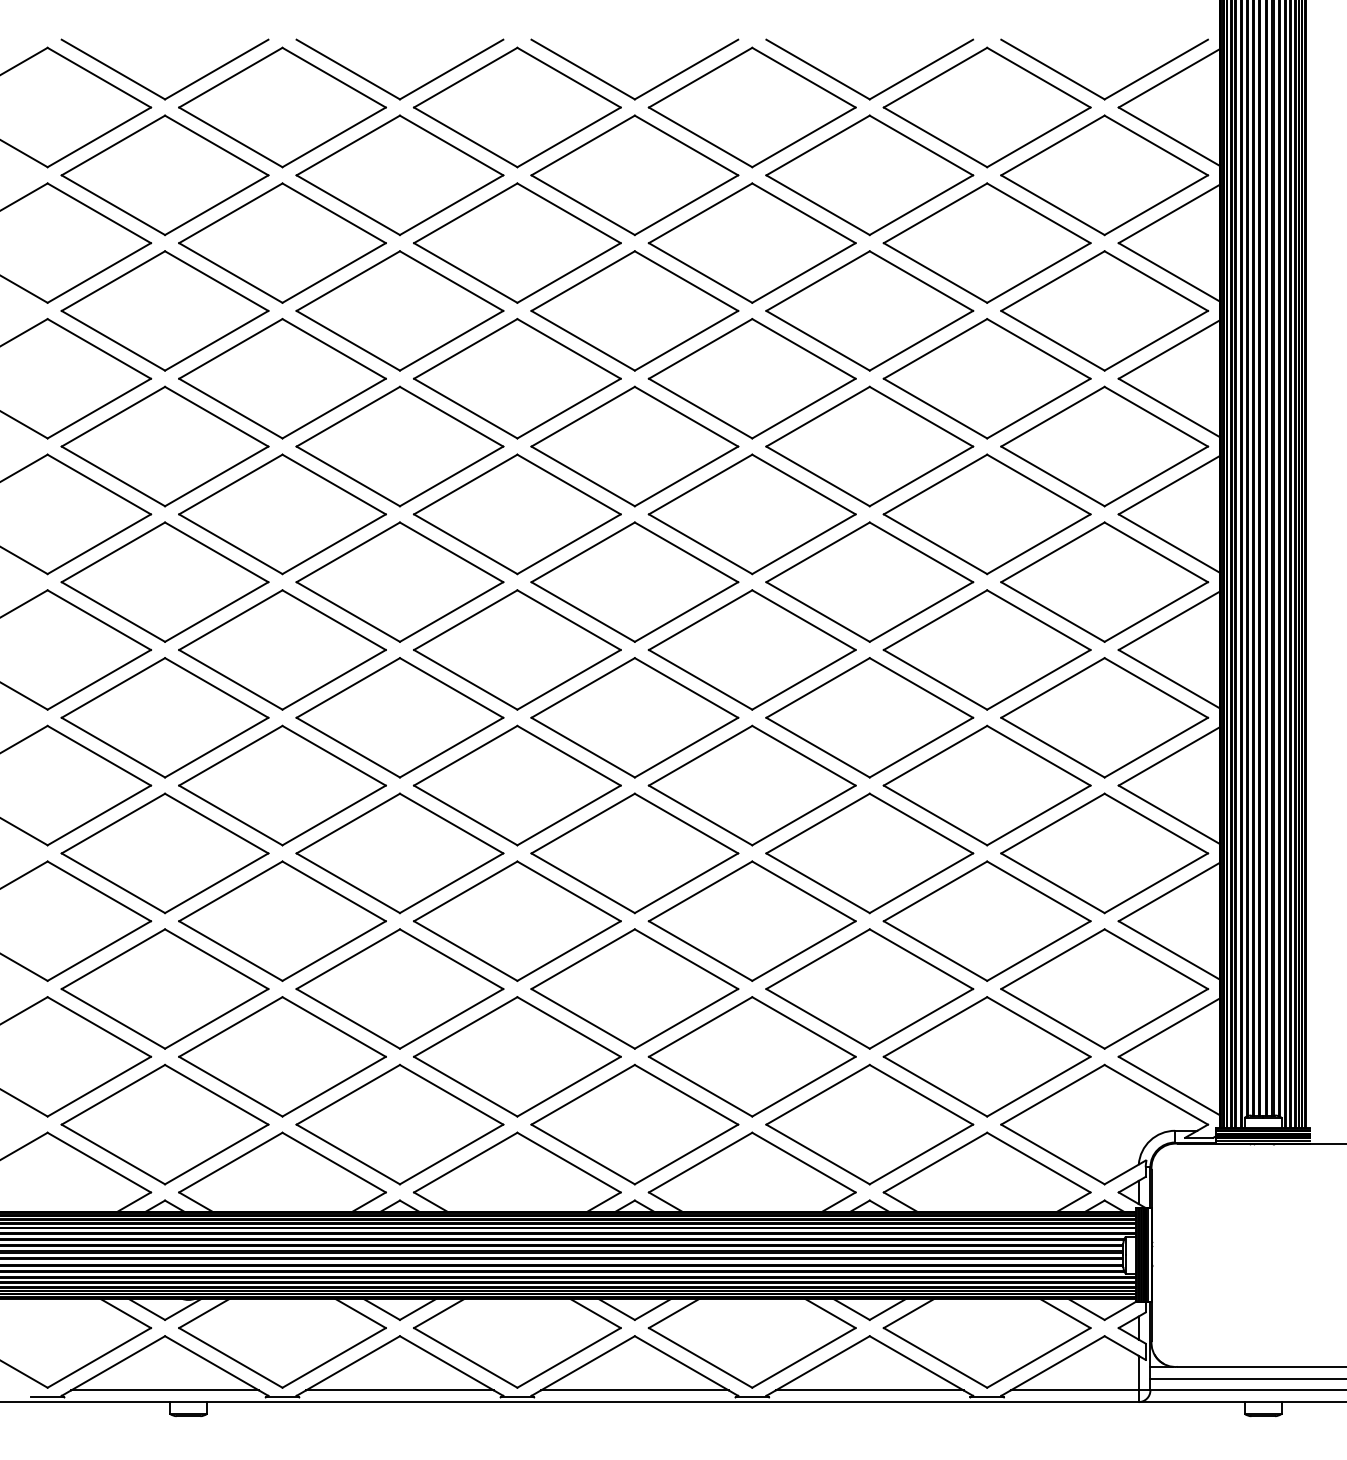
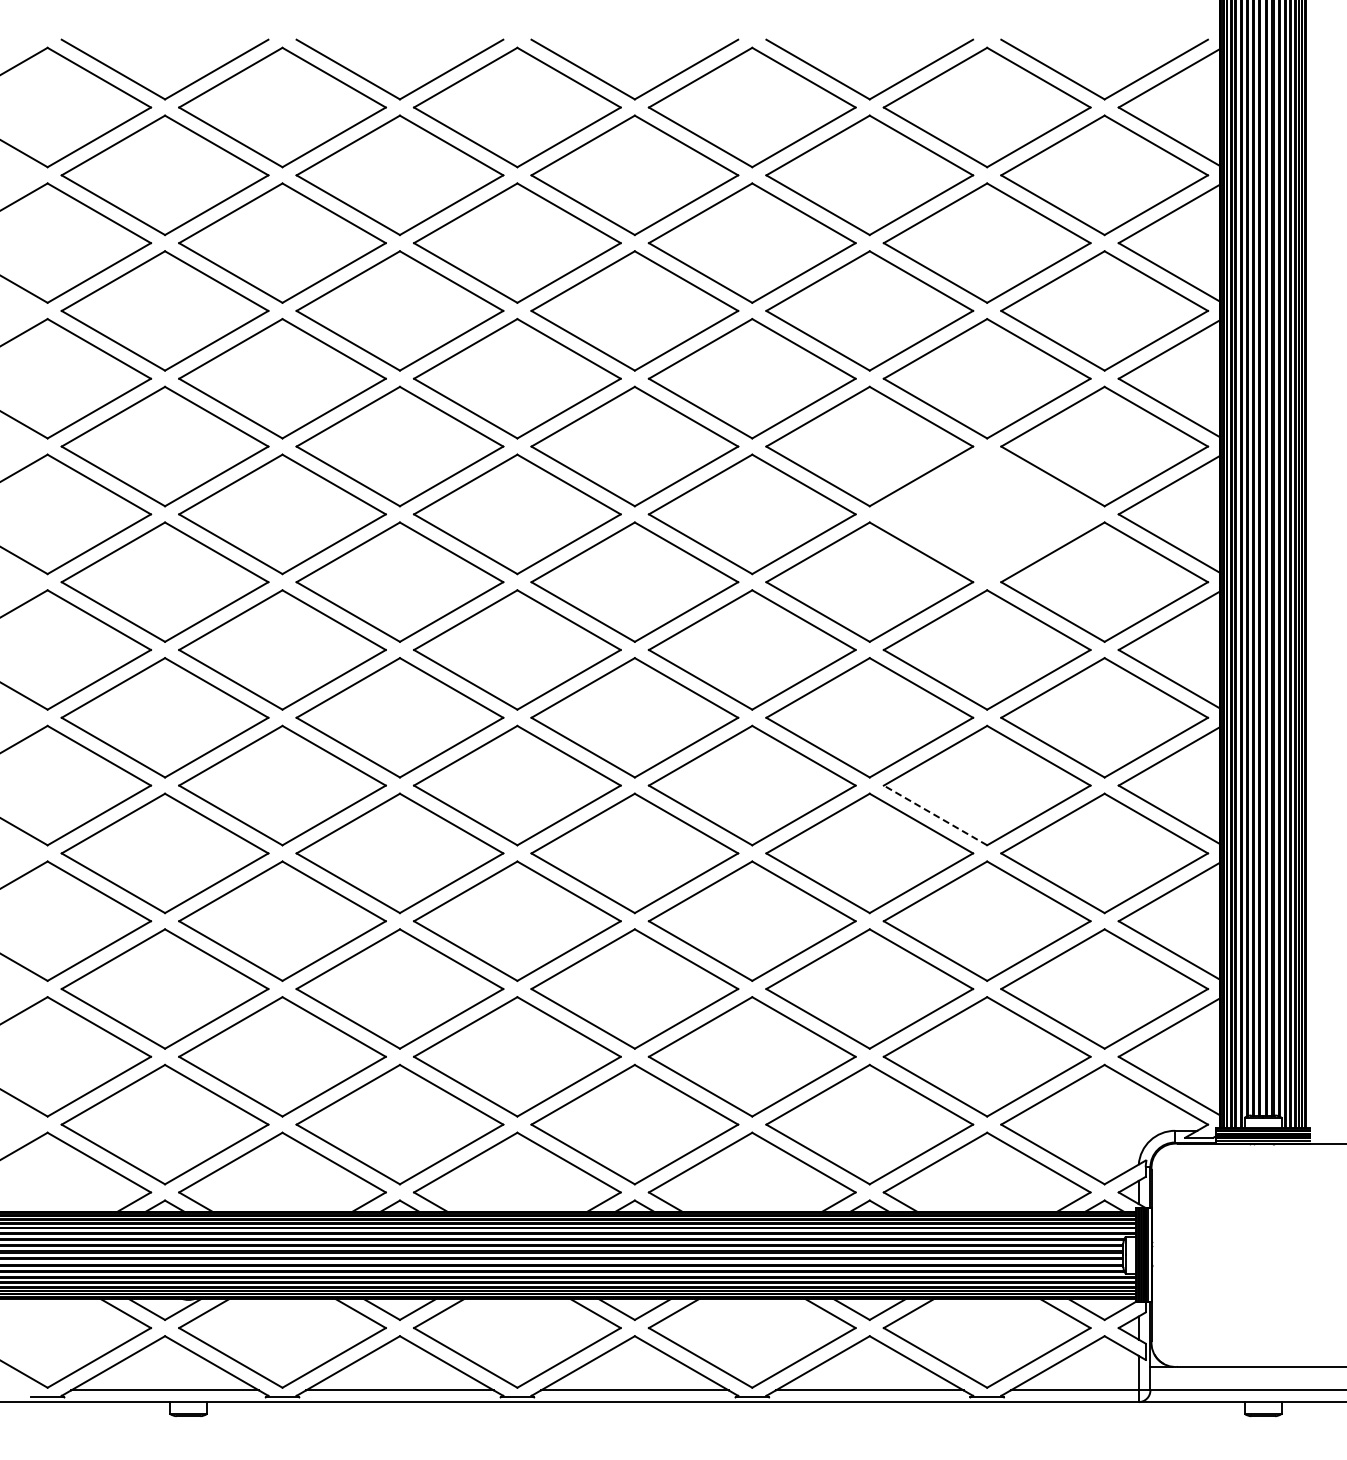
part: present -> none (986, 514)
line: solid -> dashed (935, 815)
line: present -> none (1246, 1378)
